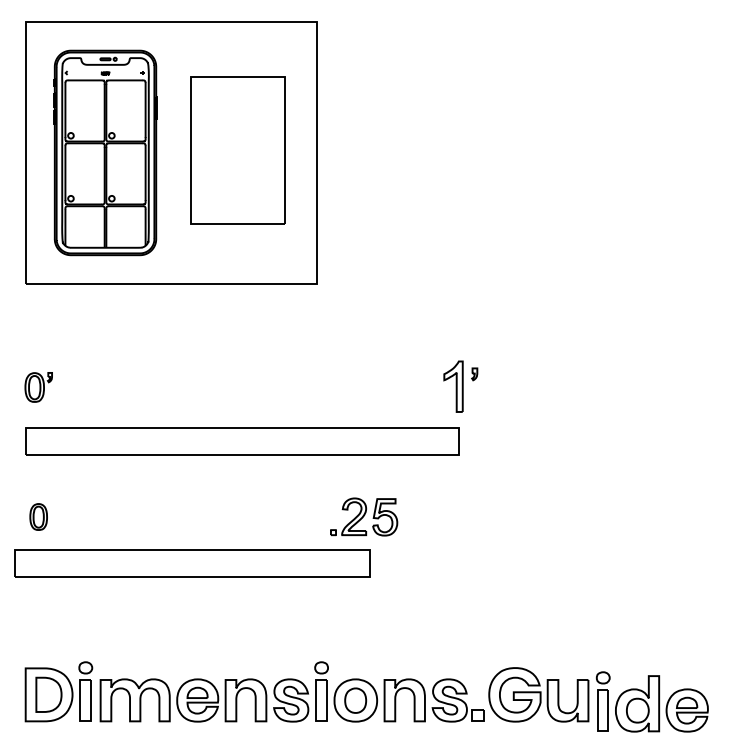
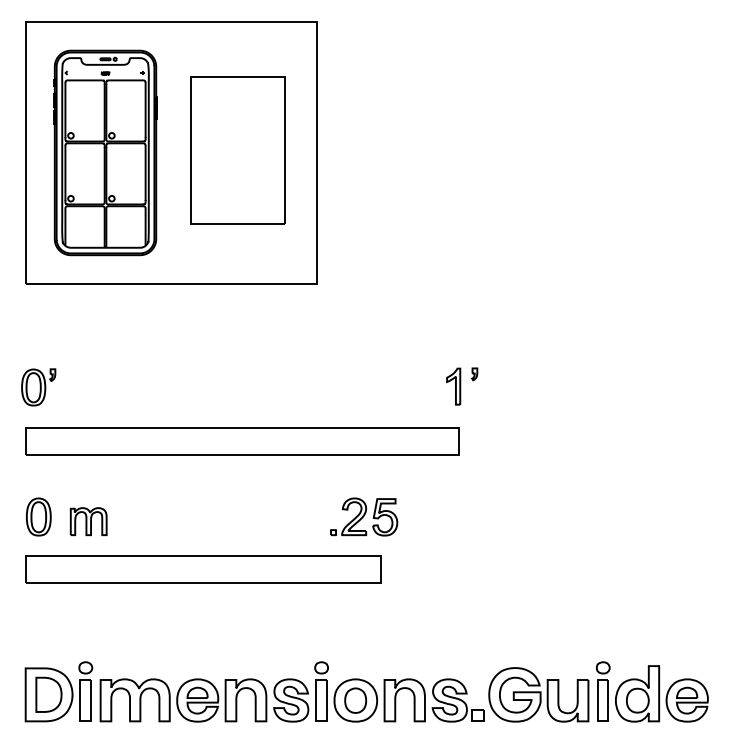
part size: 21x53 px -> 16x39 px (453, 386)
part size: 29x31 px -> 36x39 px (38, 387)
part size: 19x28 px -> 27x40 px (38, 516)
part: none -> present (88, 521)
part position: (192, 563) -> (203, 569) (203, 569)
part position: (651, 701) -> (651, 691) (651, 691)
